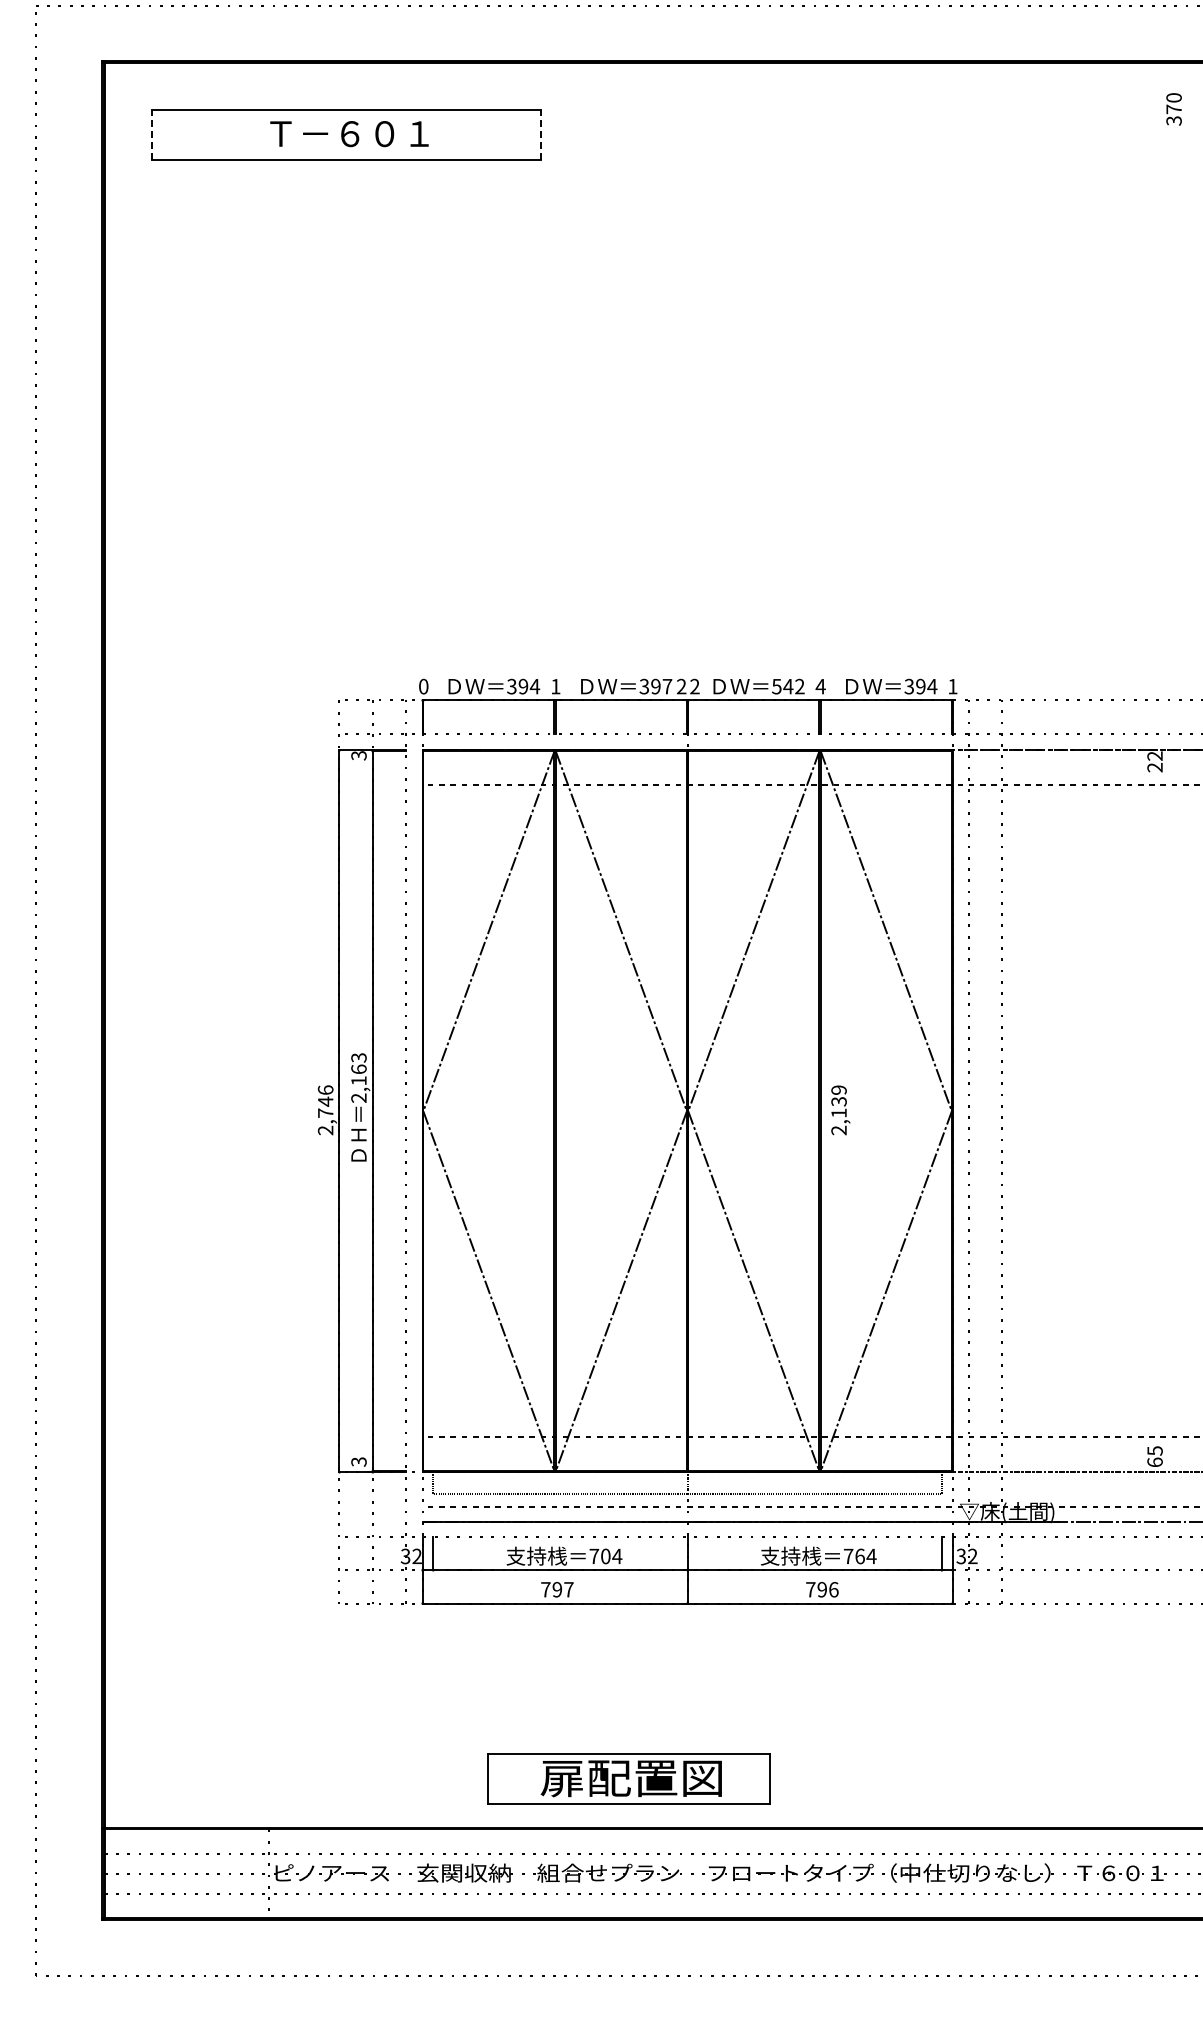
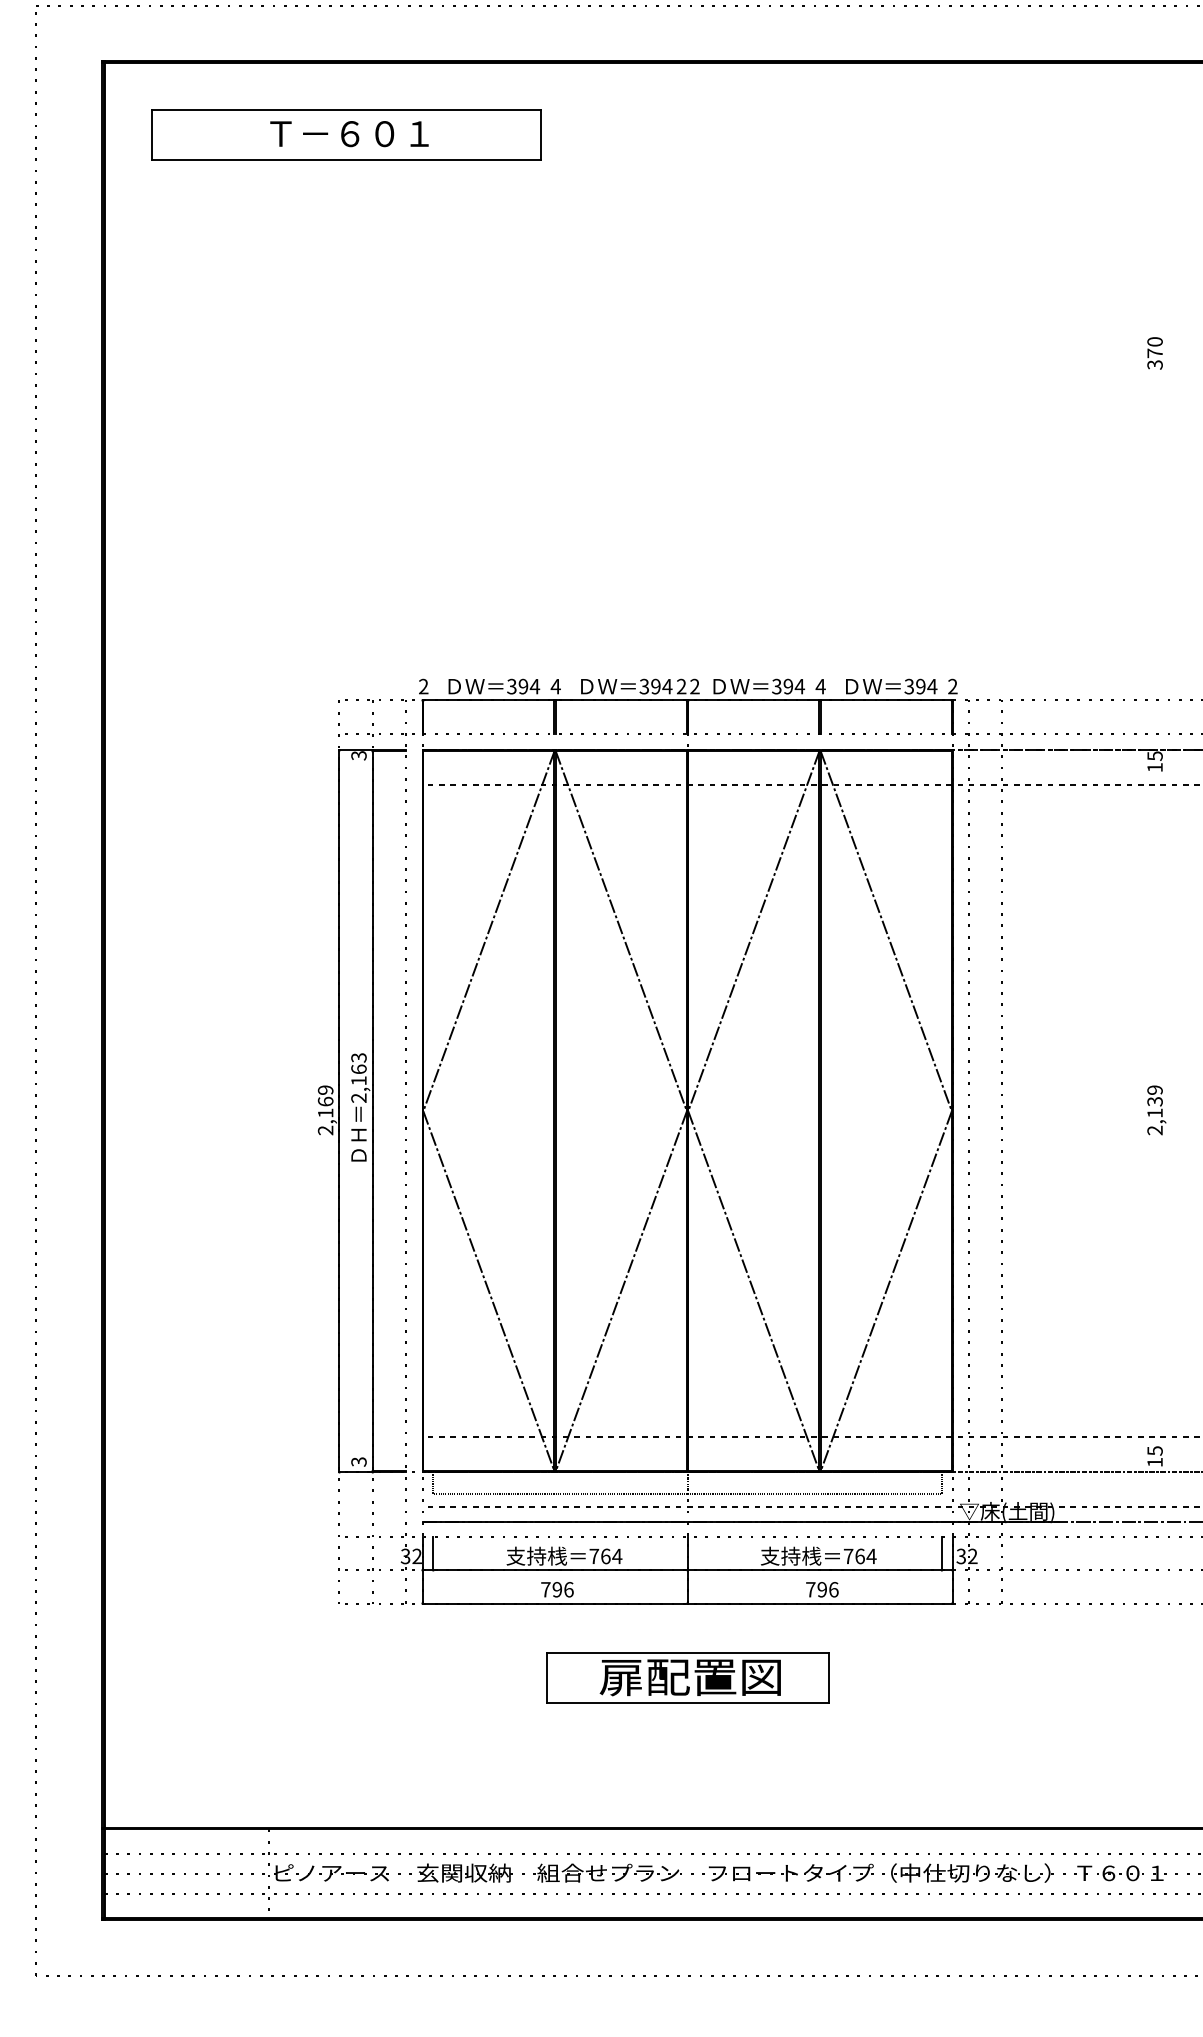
text position: (1173, 109) -> (1154, 353) (1154, 353)
line: dashed -> solid (152, 134)
line: dashed -> solid (541, 134)
text: 0 -> 2 (423, 686)
text: 1 -> 4 (555, 686)
text: 397 -> 394 (667, 686)
text: 542 -> 394 (788, 686)
text: 1 -> 2 (952, 686)
text: 22 -> 15 (1154, 761)
text: 2,746 -> 2,169 (325, 1101)
text position: (840, 1110) -> (1156, 1110) (1156, 1110)
text: 65 -> 15 (1154, 1461)
text: 704 -> 764 (605, 1556)
text: 797 -> 796 (568, 1589)
part position: (628, 1778) -> (687, 1677) (687, 1677)
